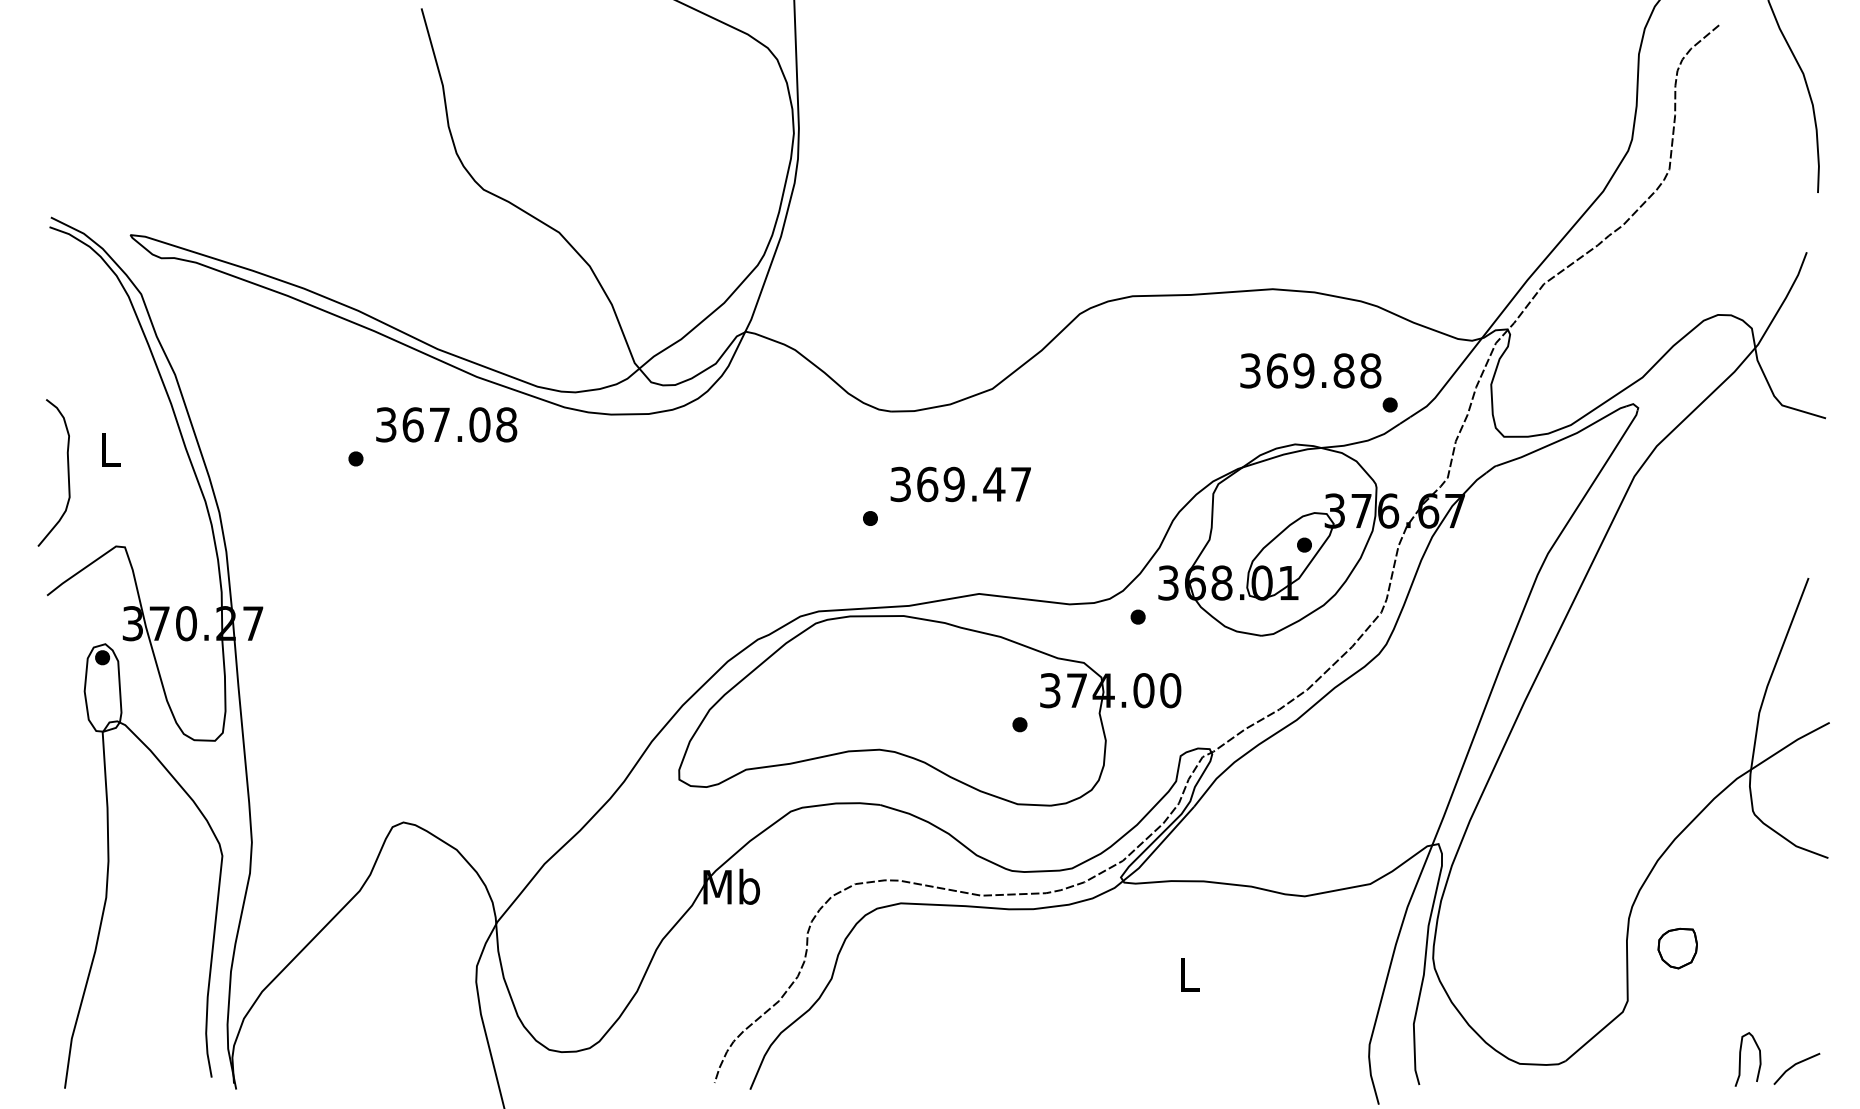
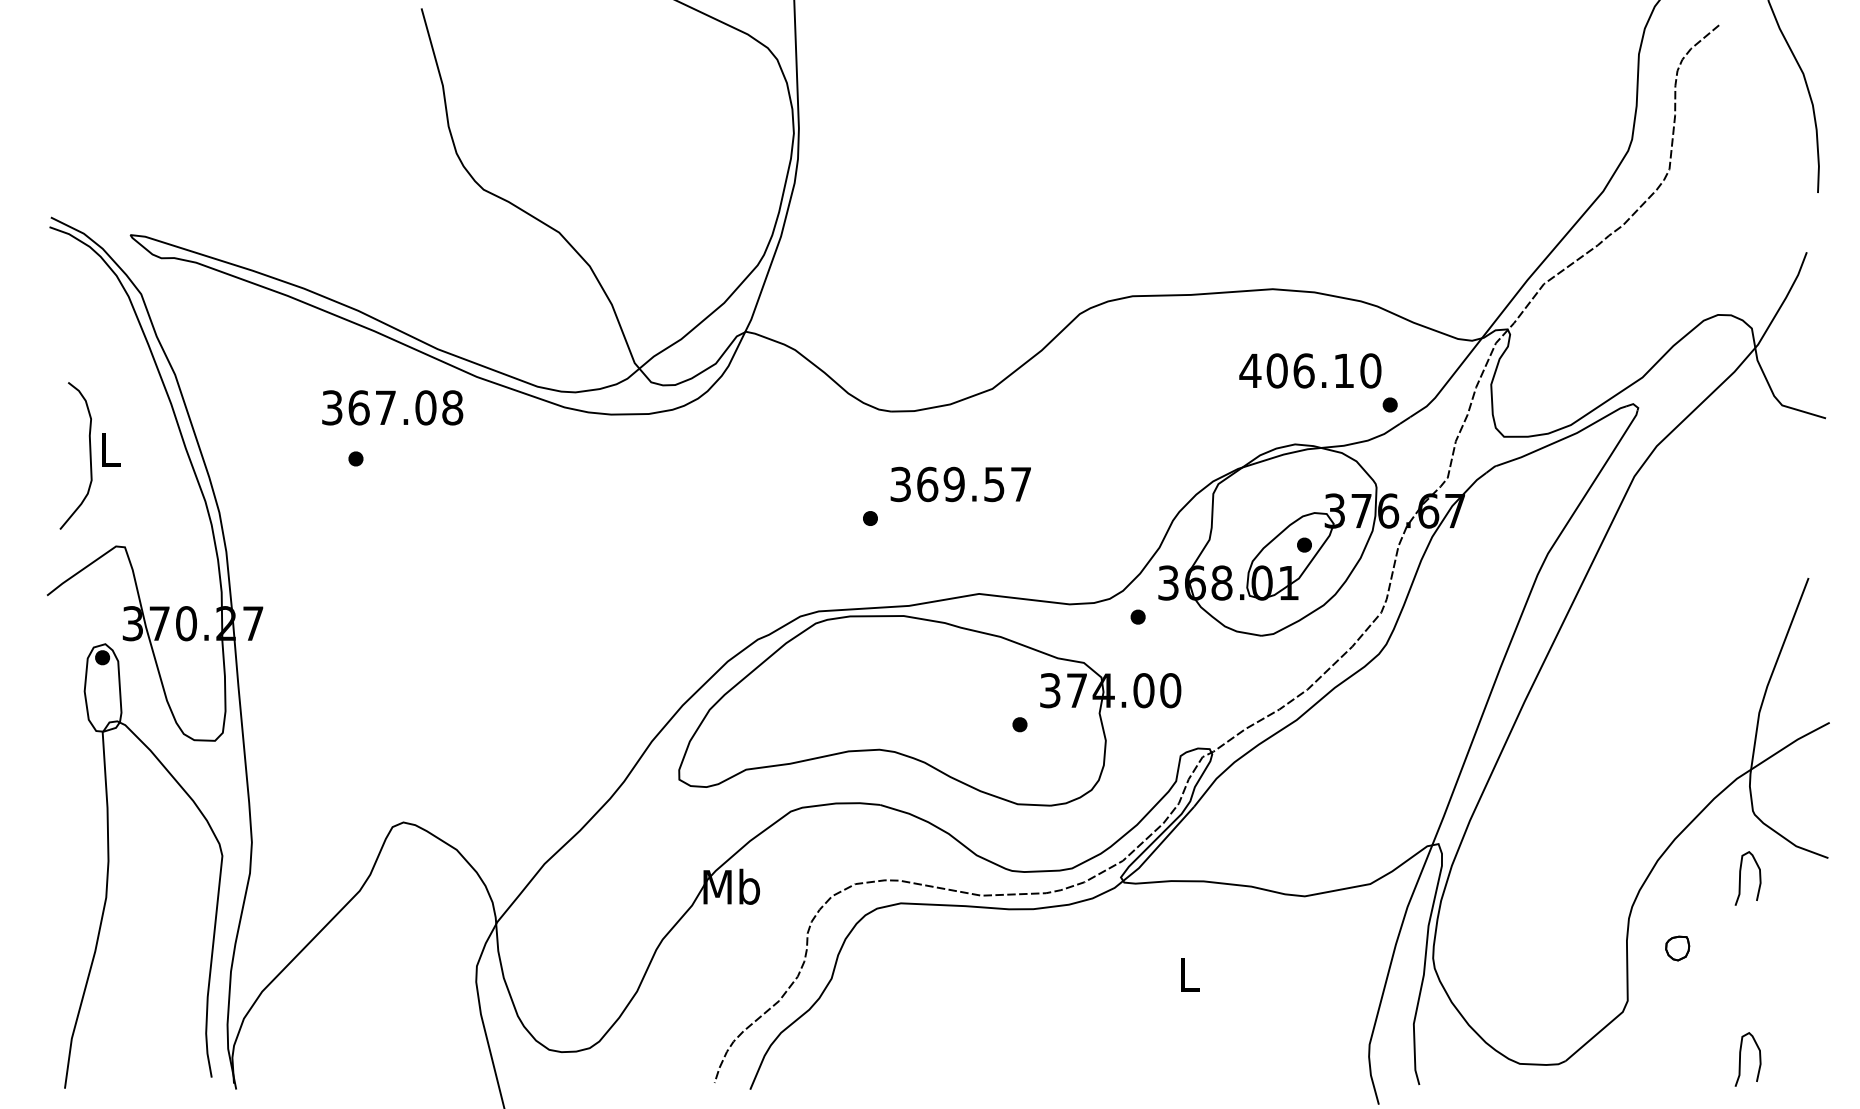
text: 369.88 -> 406.10 (1310, 370)
text position: (446, 424) -> (392, 407) (392, 407)
curve position: (67, 472) -> (89, 455) (89, 455)
text: 369.47 -> 369.57 (994, 484)
curve: none -> present (1740, 878)
part size: 41x43 px -> 26x27 px (1677, 948)
line: present -> none (1794, 1066)
